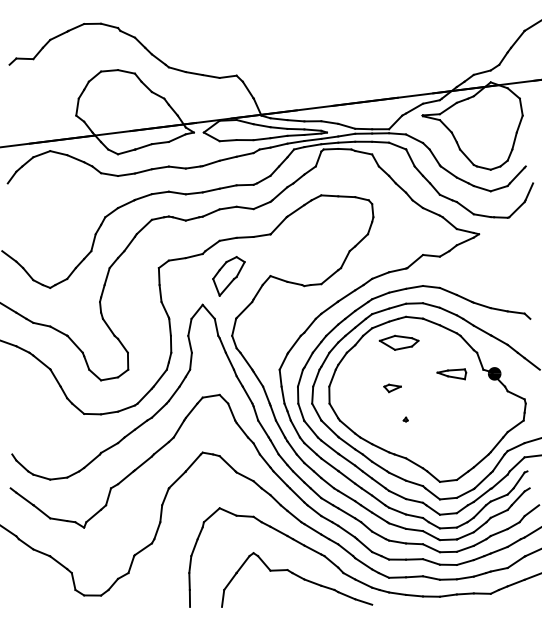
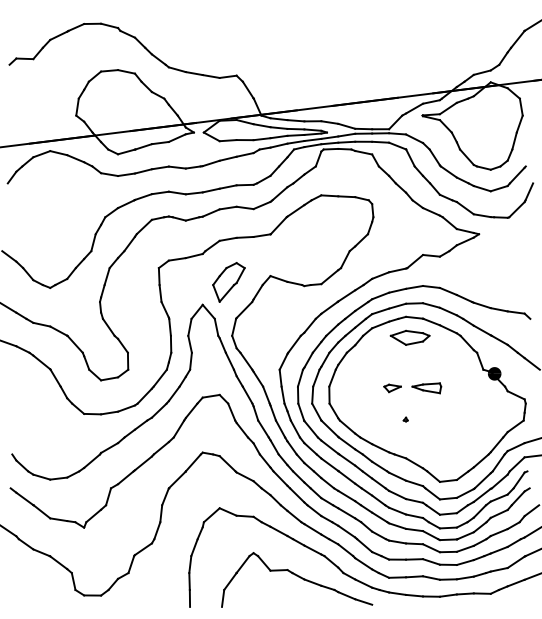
part position: (228, 276) -> (228, 282) (228, 282)
part position: (398, 342) -> (409, 337) (409, 337)
part position: (451, 374) -> (426, 388) (426, 388)
